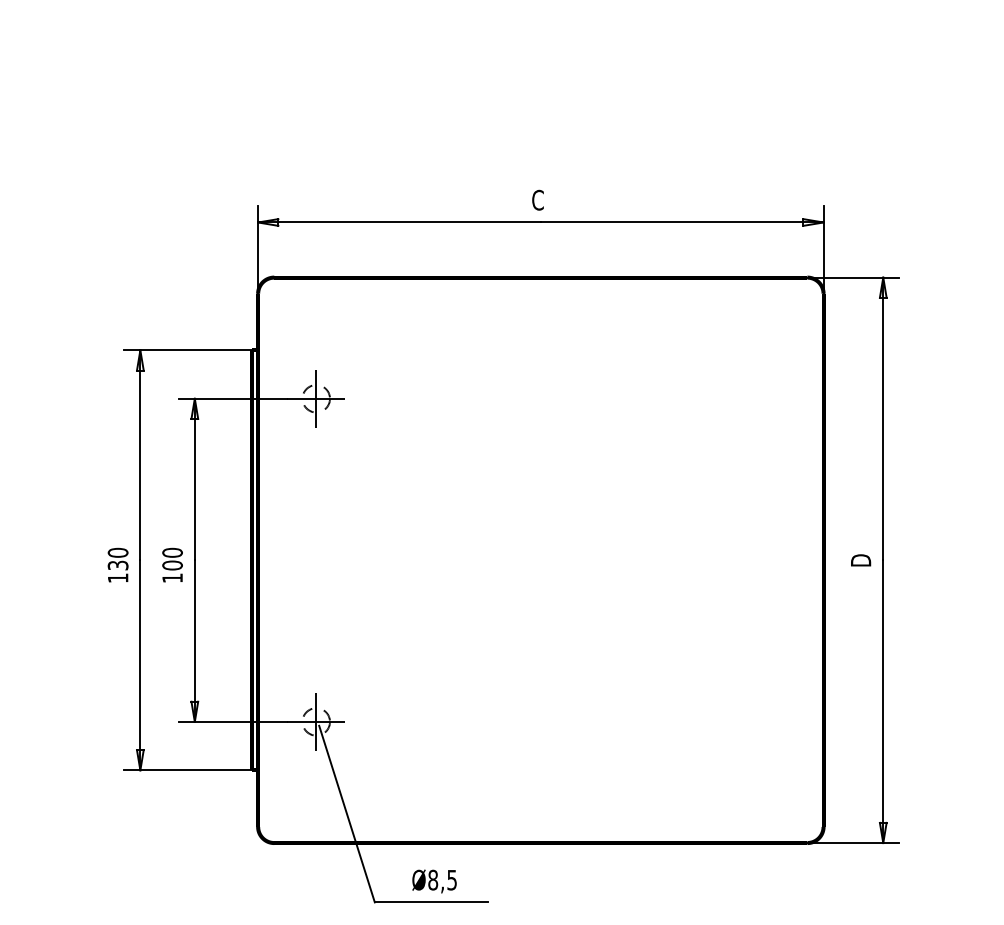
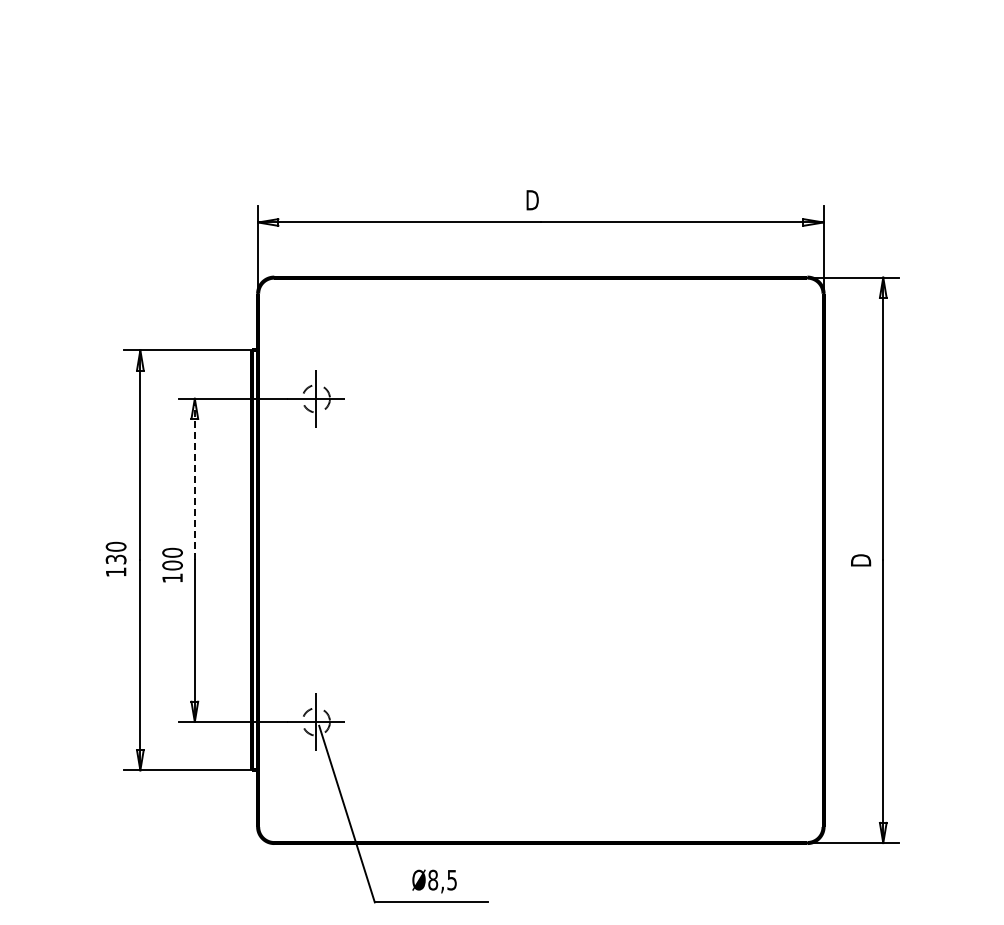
text: C -> D (534, 199)
line: solid -> dashed (194, 479)
text position: (117, 564) -> (115, 558) (115, 558)
